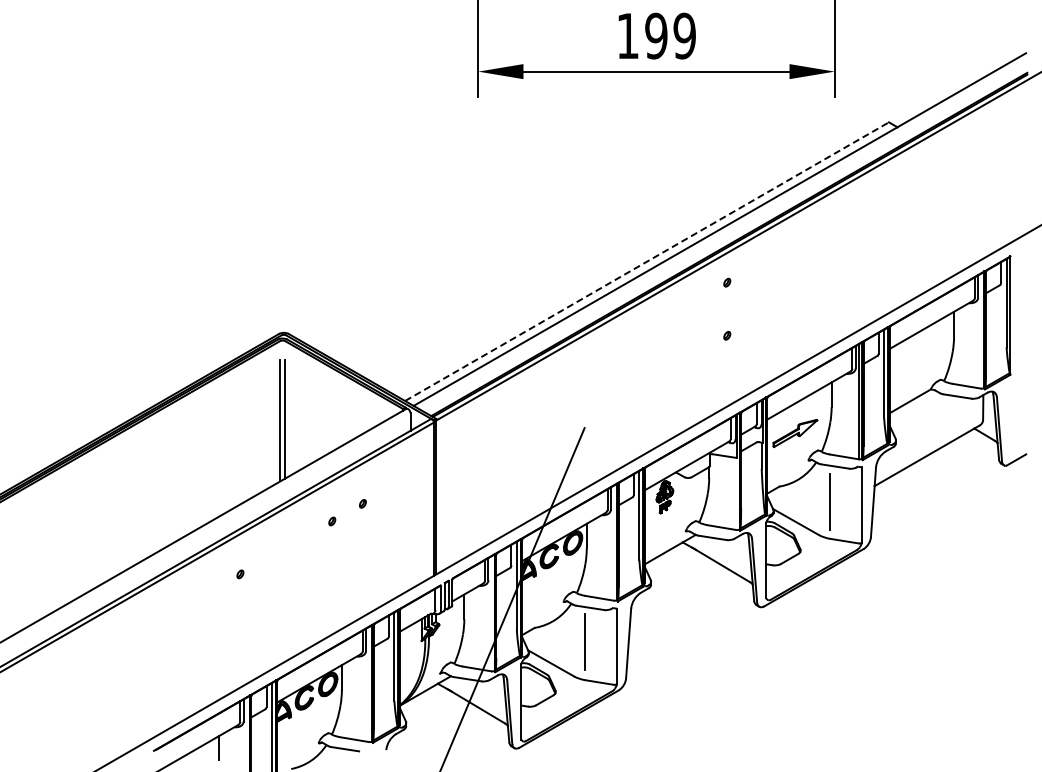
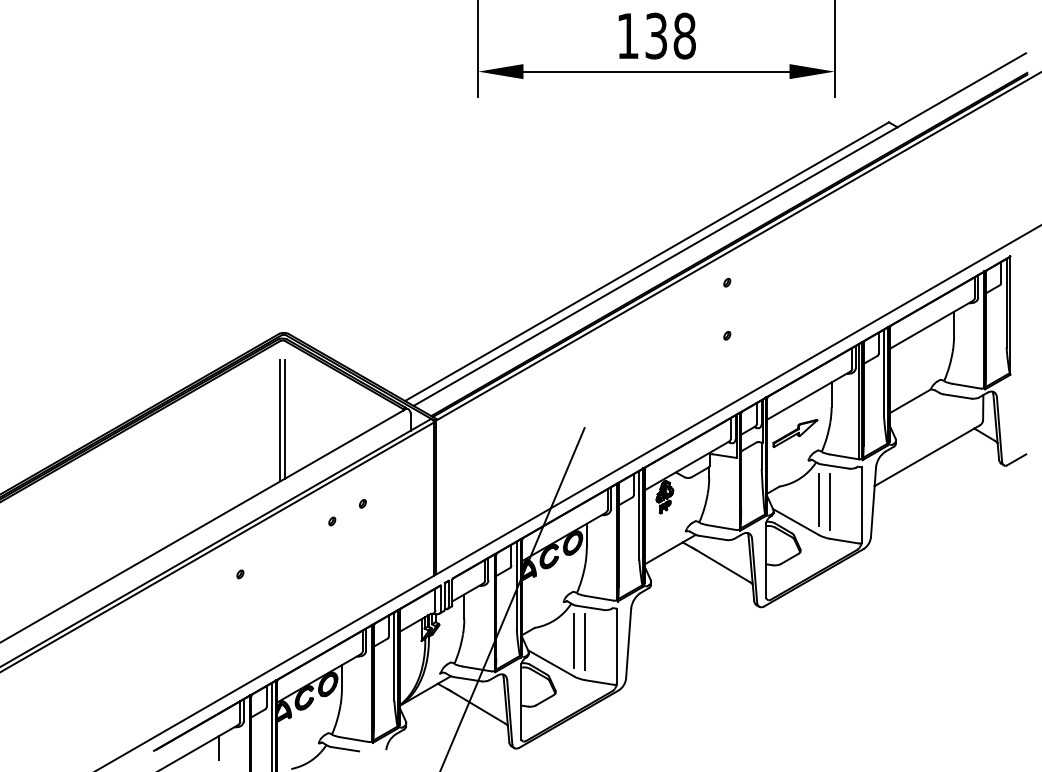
text: 199 -> 138 (670, 35)
line: dashed -> solid (647, 261)
line: none -> present (818, 499)
line: none -> present (574, 640)
